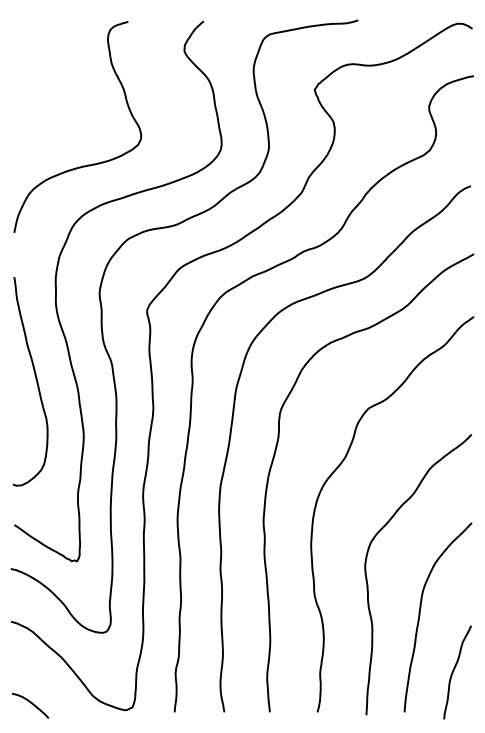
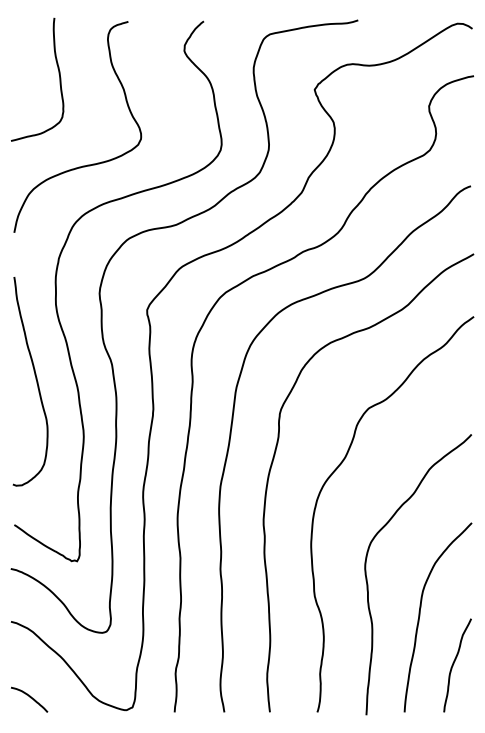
curve: none -> present (58, 74)
curve position: (454, 670) -> (454, 663) (454, 663)
curve position: (31, 704) -> (30, 698) (30, 698)
